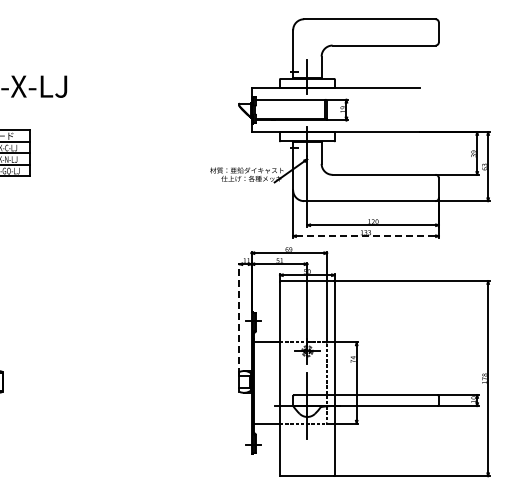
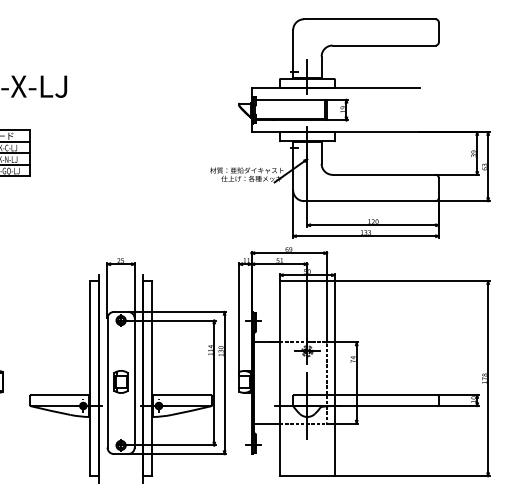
line: dashed -> solid (366, 236)
line: dashed -> solid (239, 318)
part: none -> present (127, 370)
